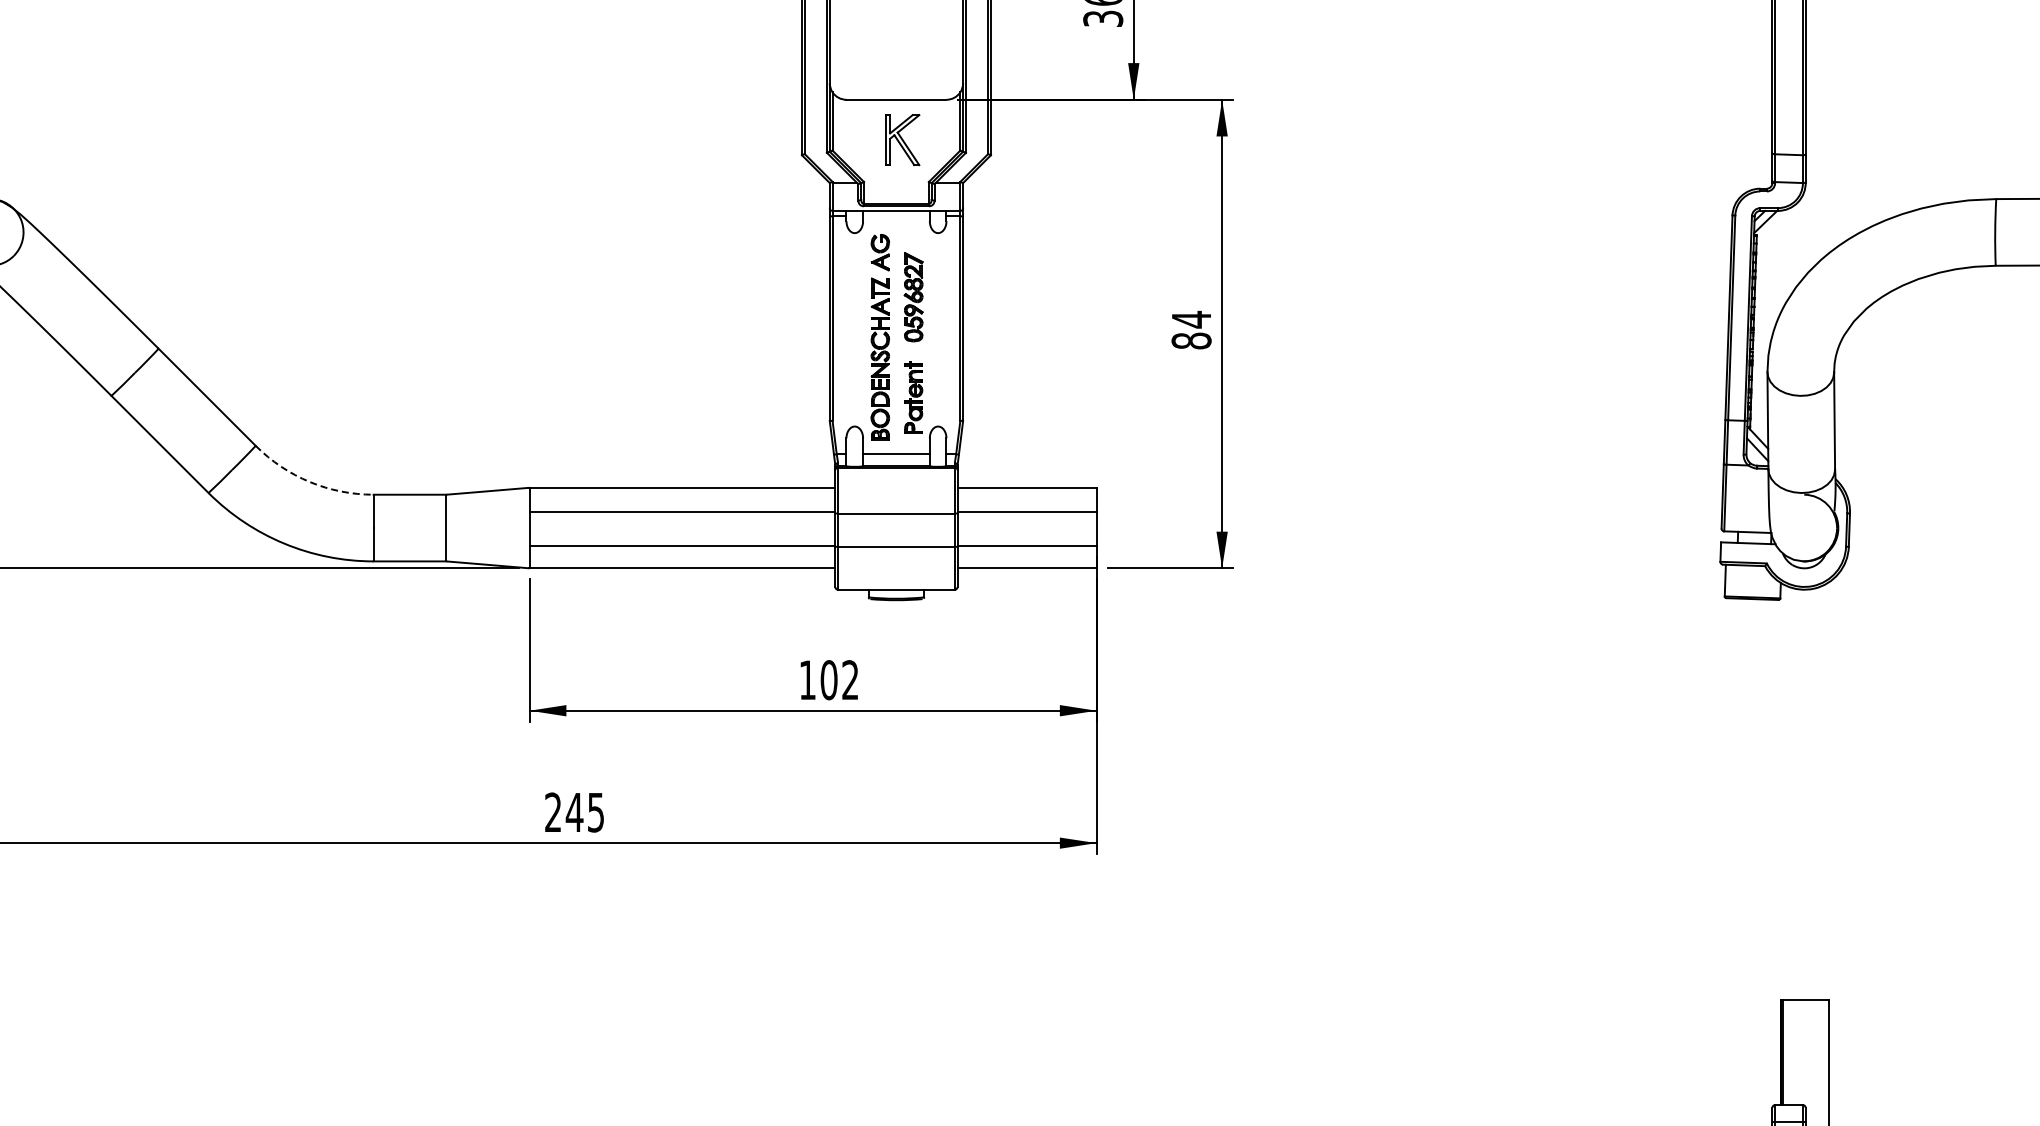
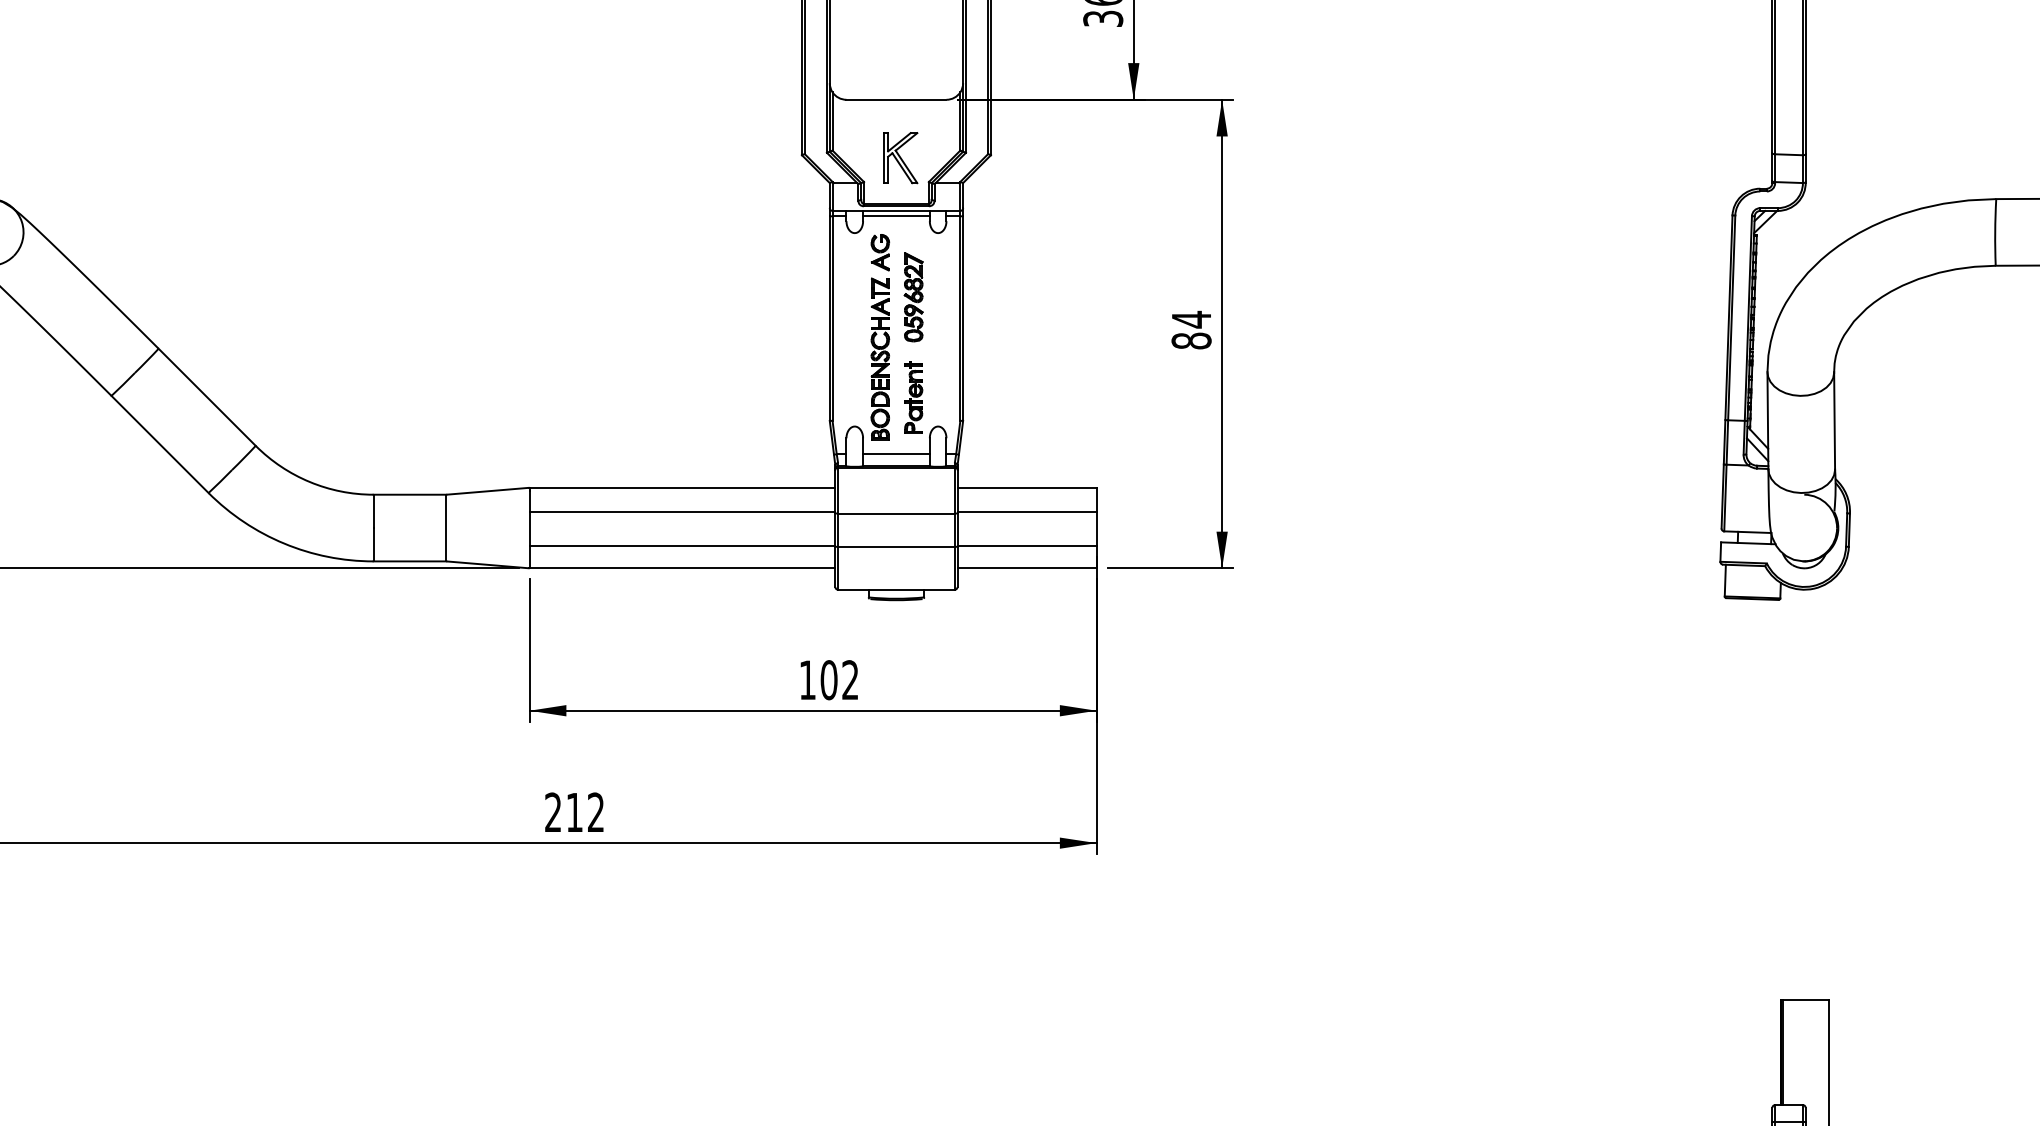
part position: (902, 140) -> (900, 158) (900, 158)
line: none -> present (896, 216)
arc: dashed -> solid (309, 482)
text: 245 -> 212 (584, 812)
